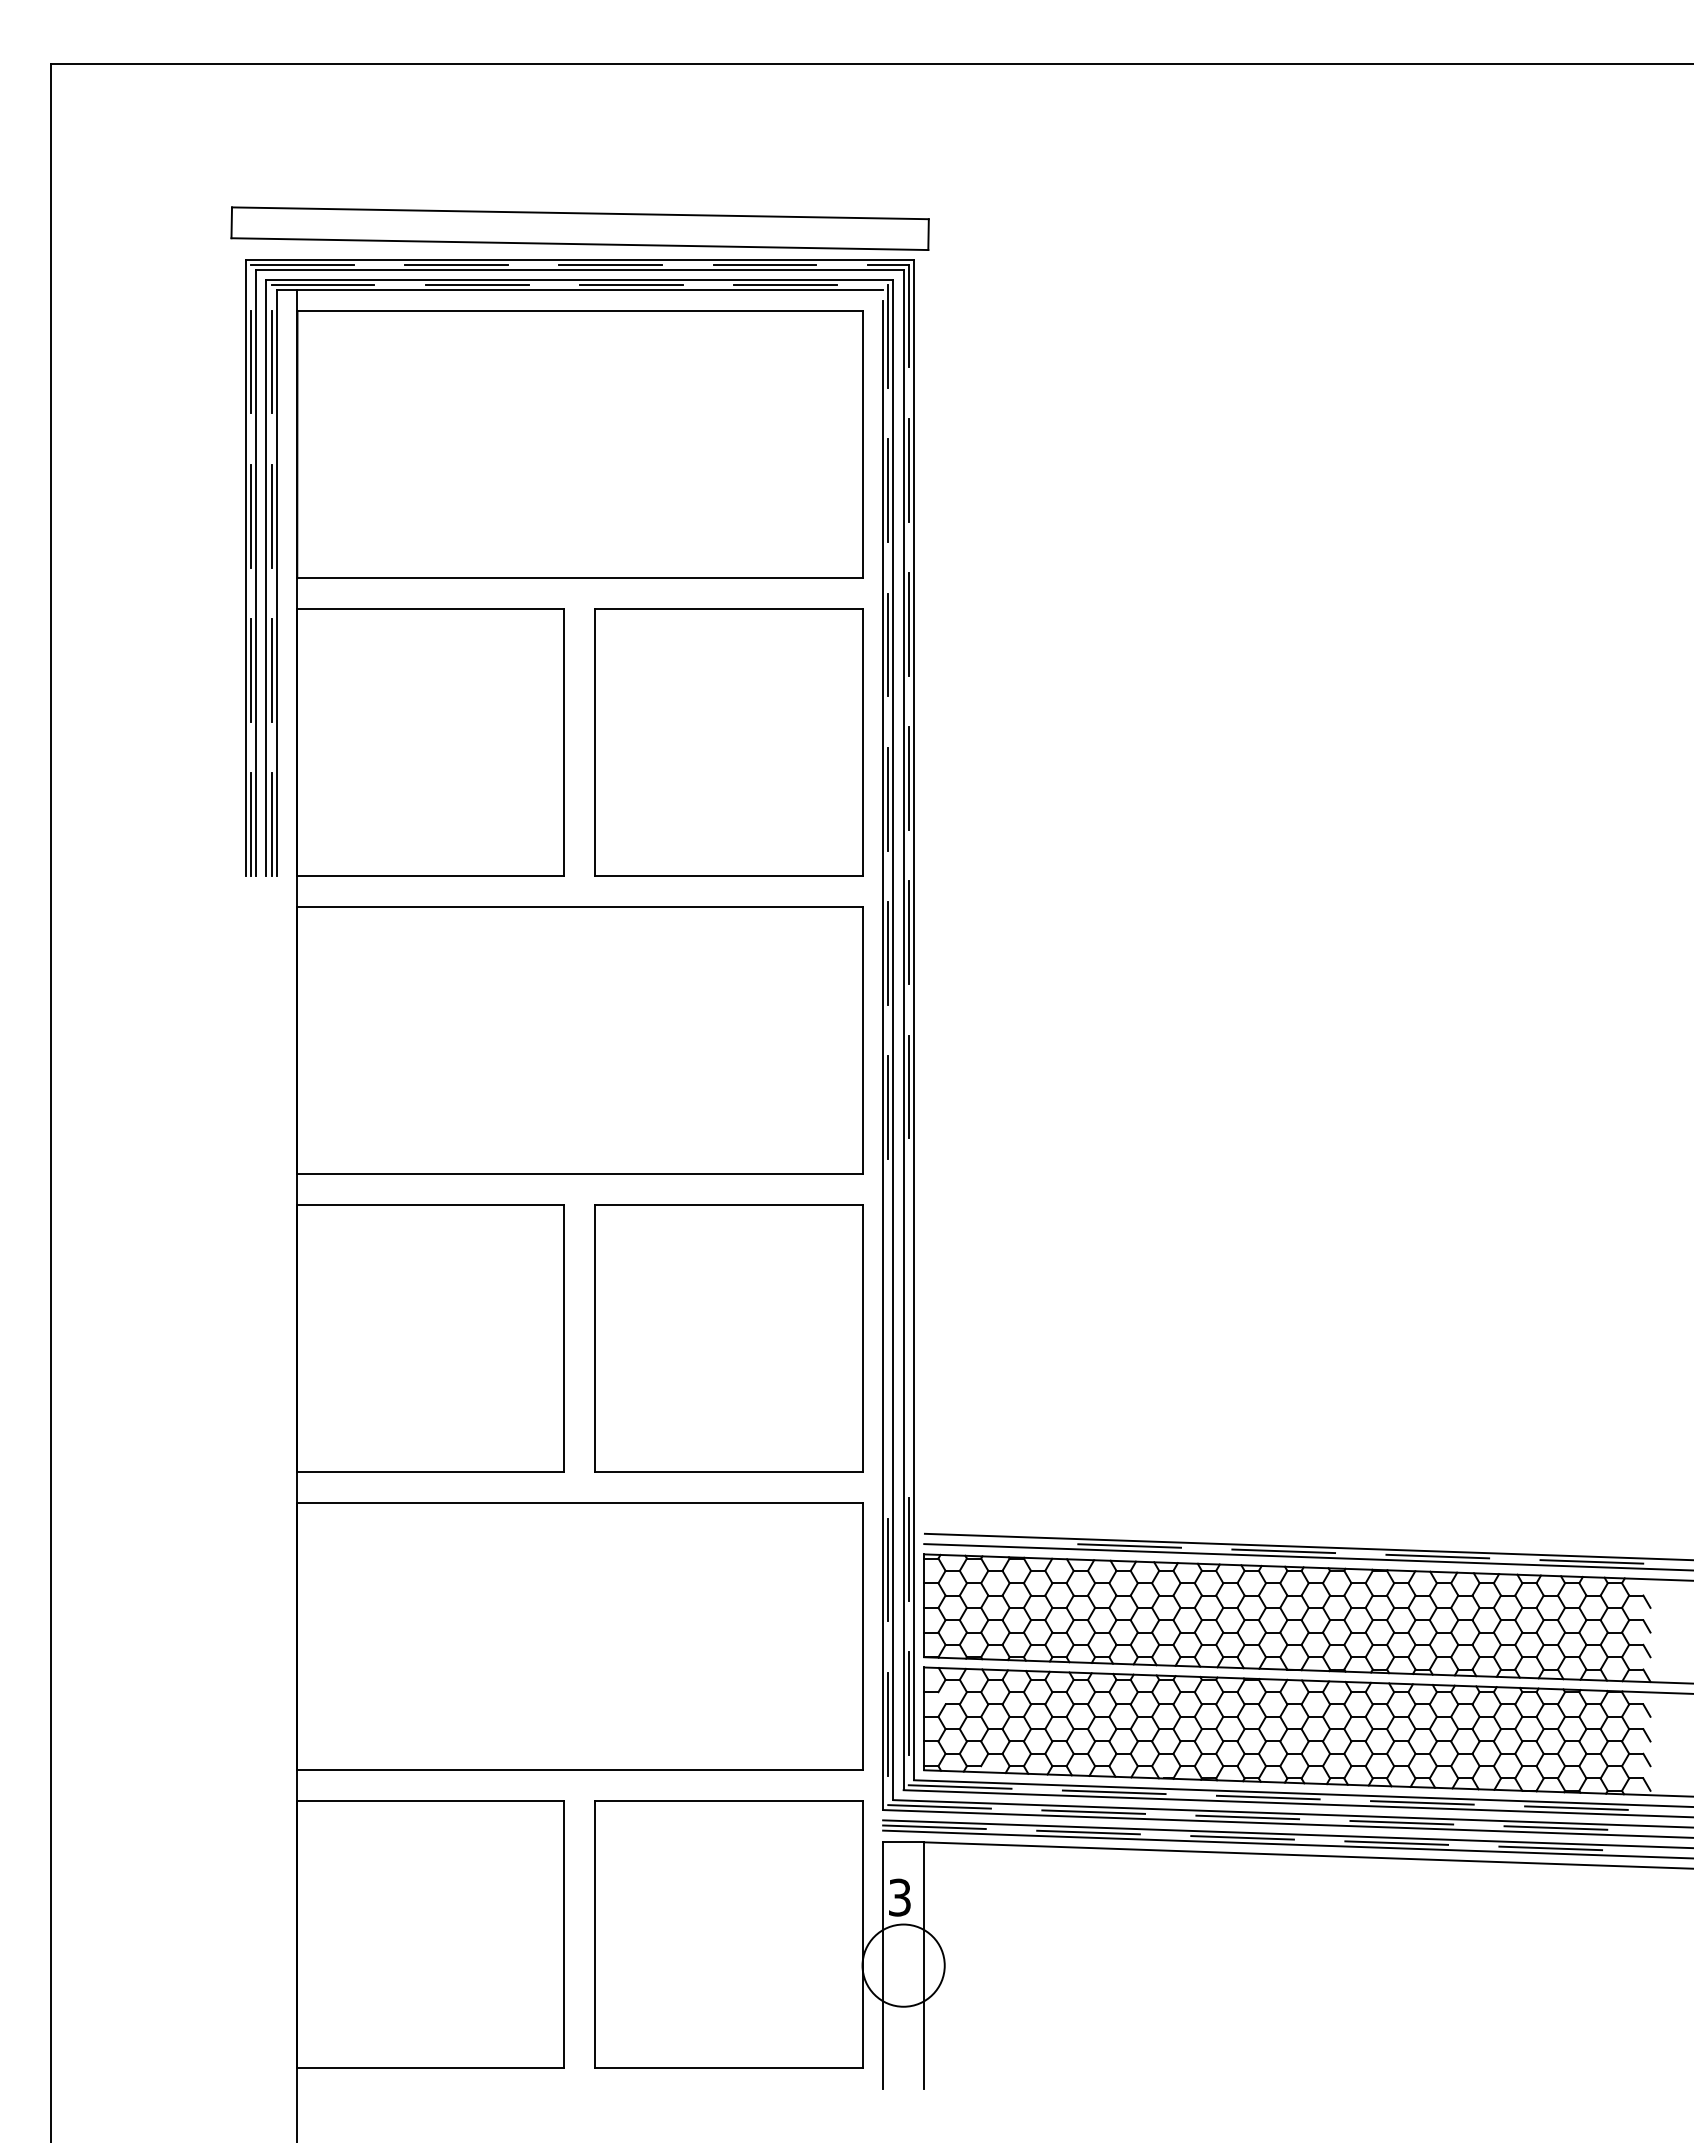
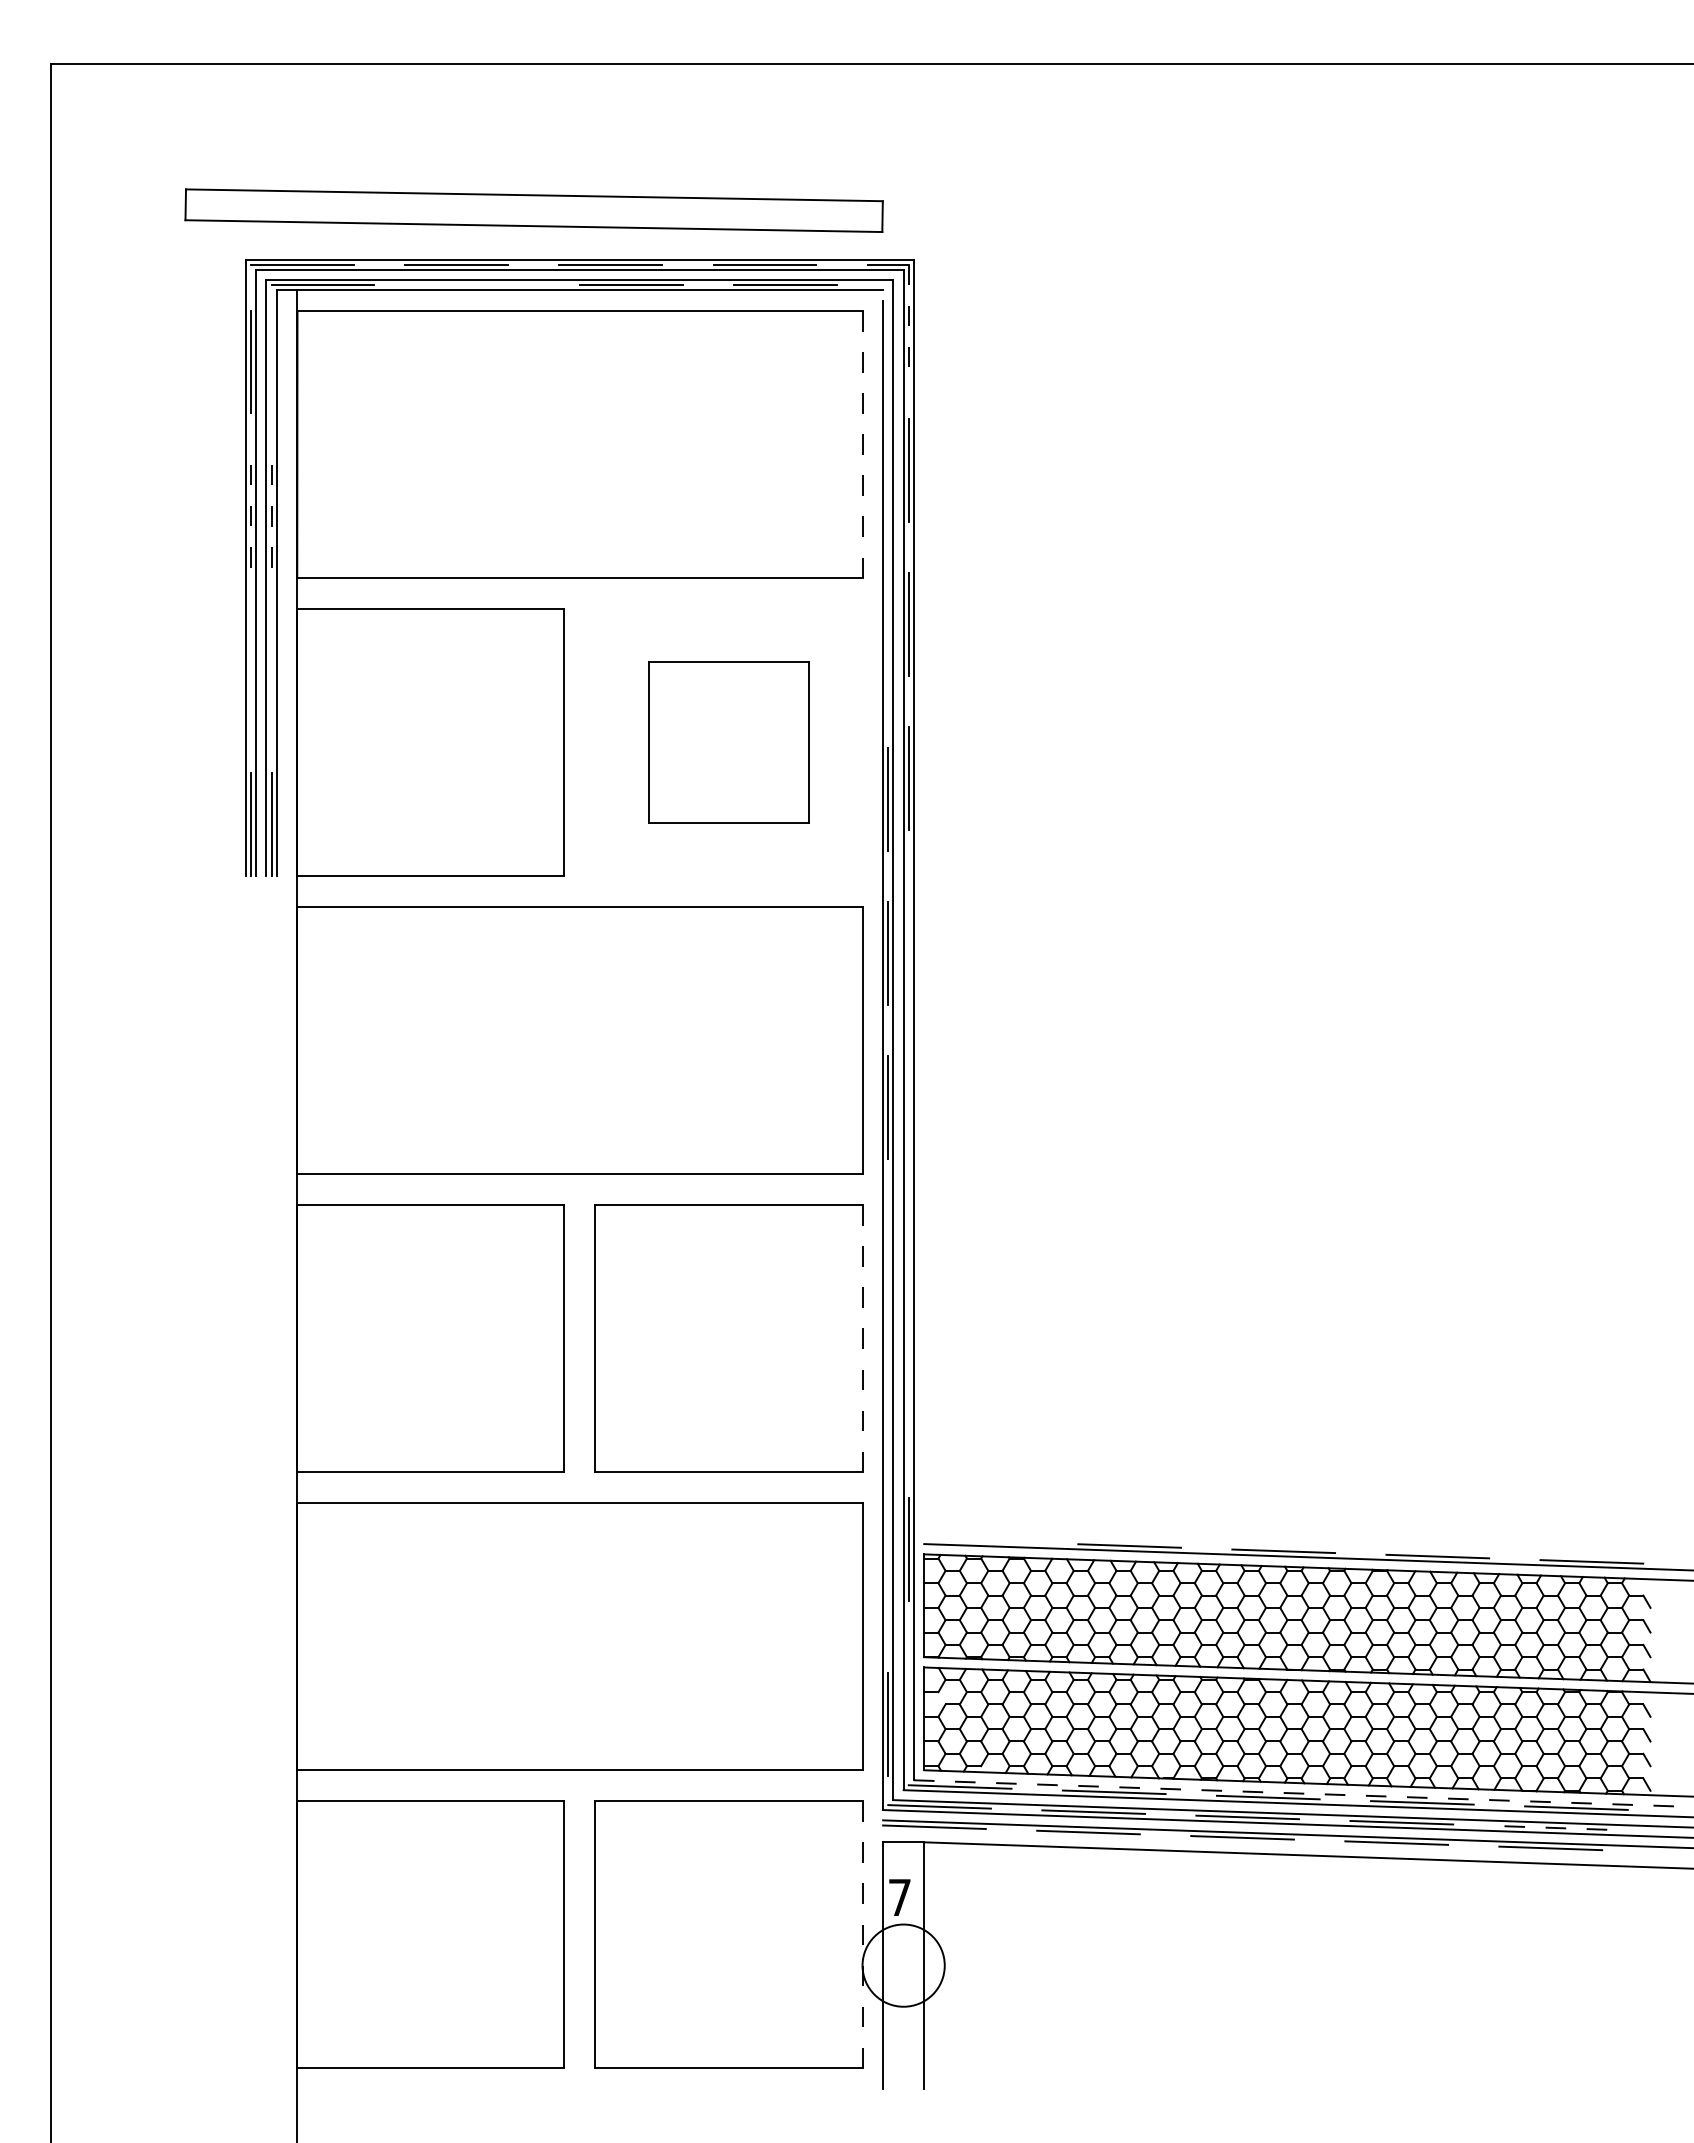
part position: (579, 228) -> (533, 210) (533, 210)
line: present -> none (476, 285)
line: solid -> dashed (908, 316)
line: present -> none (888, 336)
line: present -> none (271, 361)
line: solid -> dashed (862, 444)
line: present -> none (888, 490)
line: solid -> dashed (251, 515)
line: solid -> dashed (271, 515)
line: present -> none (888, 644)
line: present -> none (251, 669)
line: present -> none (271, 670)
part size: 270x269 px -> 162x163 px (728, 742)
line: present -> none (908, 932)
line: present -> none (908, 1086)
line: solid -> dashed (862, 1338)
line: present -> none (1307, 1546)
line: present -> none (888, 1569)
line: present -> none (908, 1703)
line: solid -> dashed (1303, 1793)
line: solid -> dashed (1556, 1828)
line: present -> none (1286, 1844)
text: 3 -> 7 (899, 1897)
line: solid -> dashed (862, 1934)
